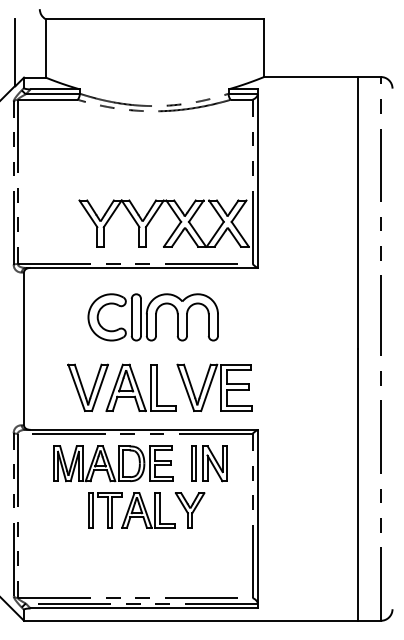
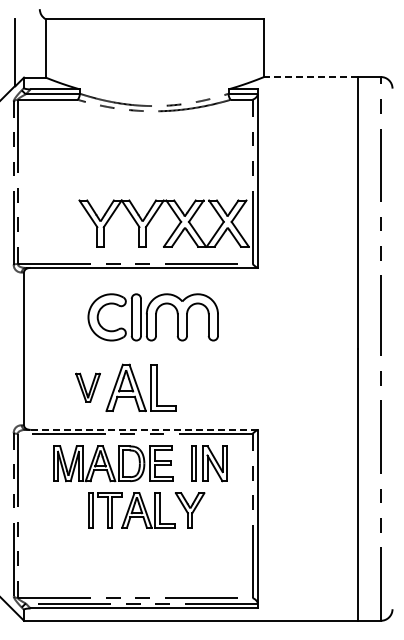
line: solid -> dashed (310, 77)
part size: 42x49 px -> 26x31 px (87, 387)
part: present -> none (214, 387)
line: solid -> dashed (144, 429)
